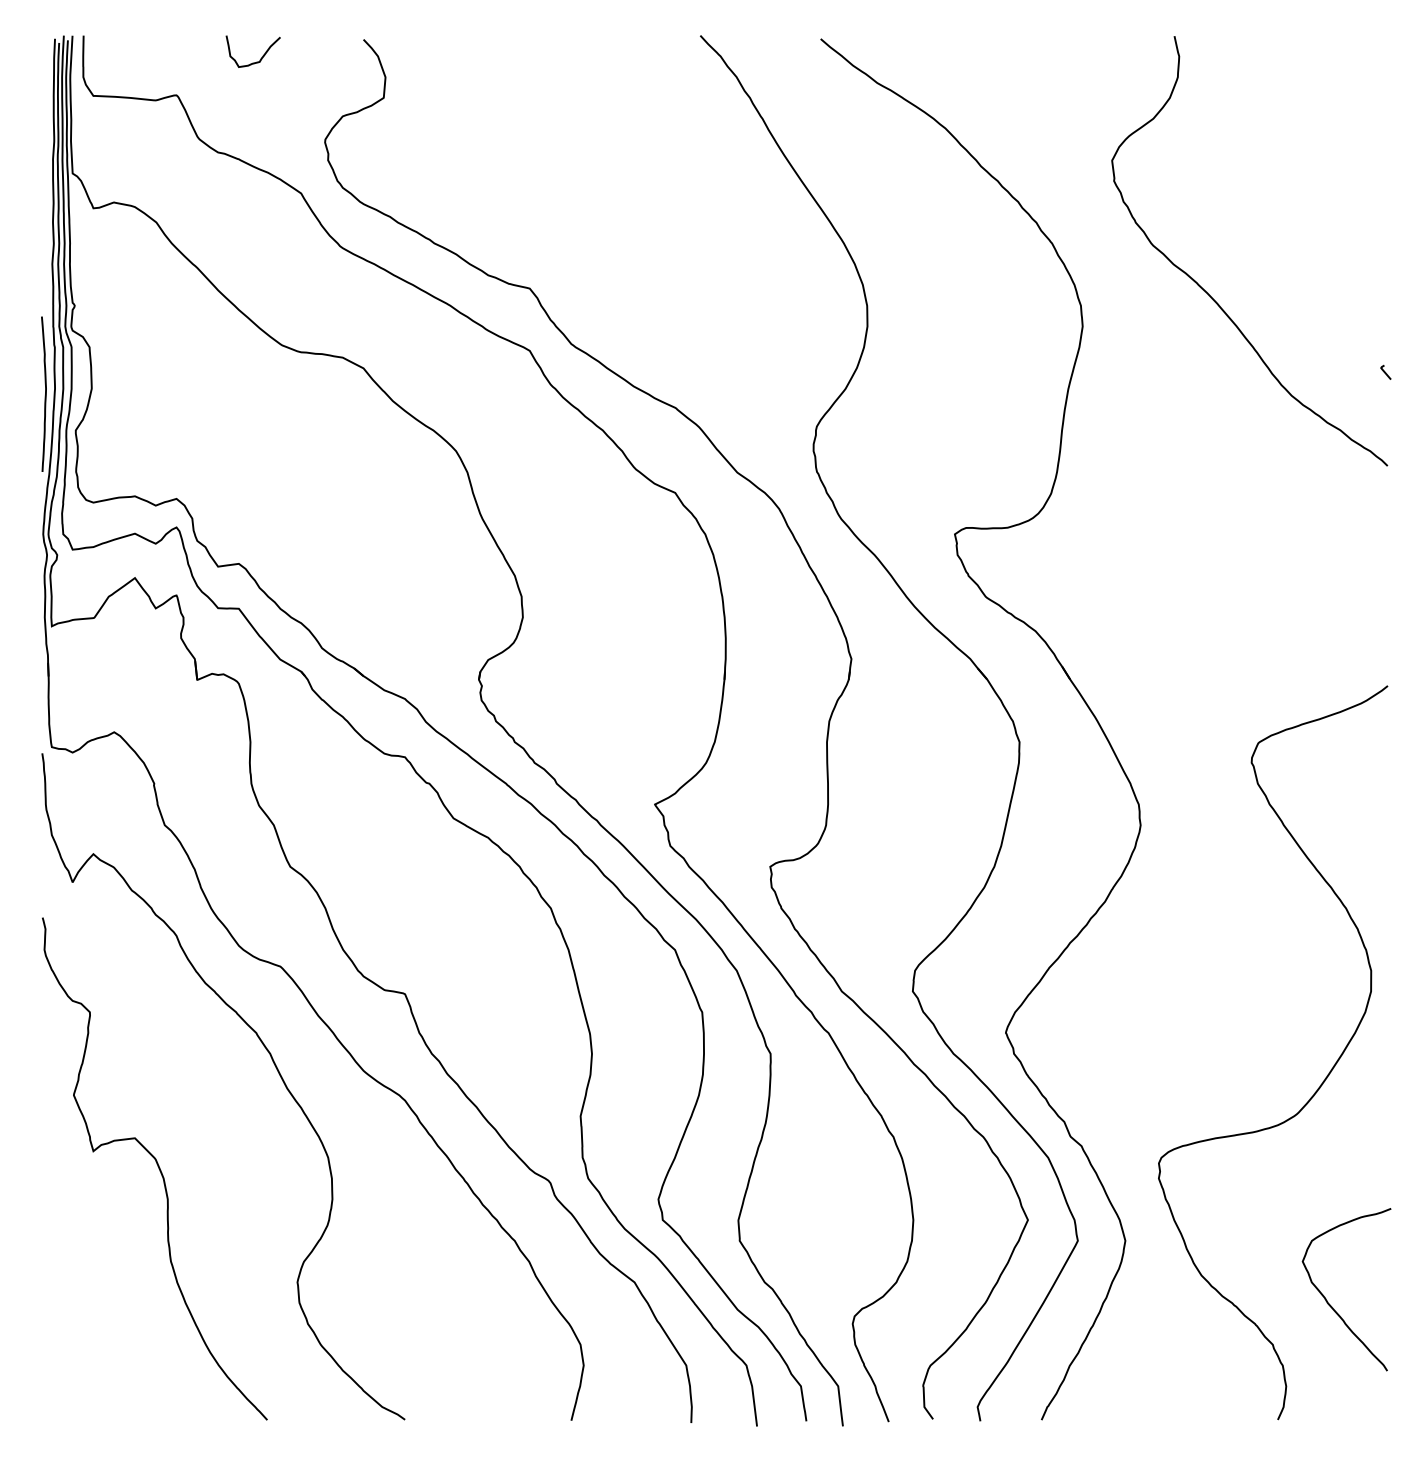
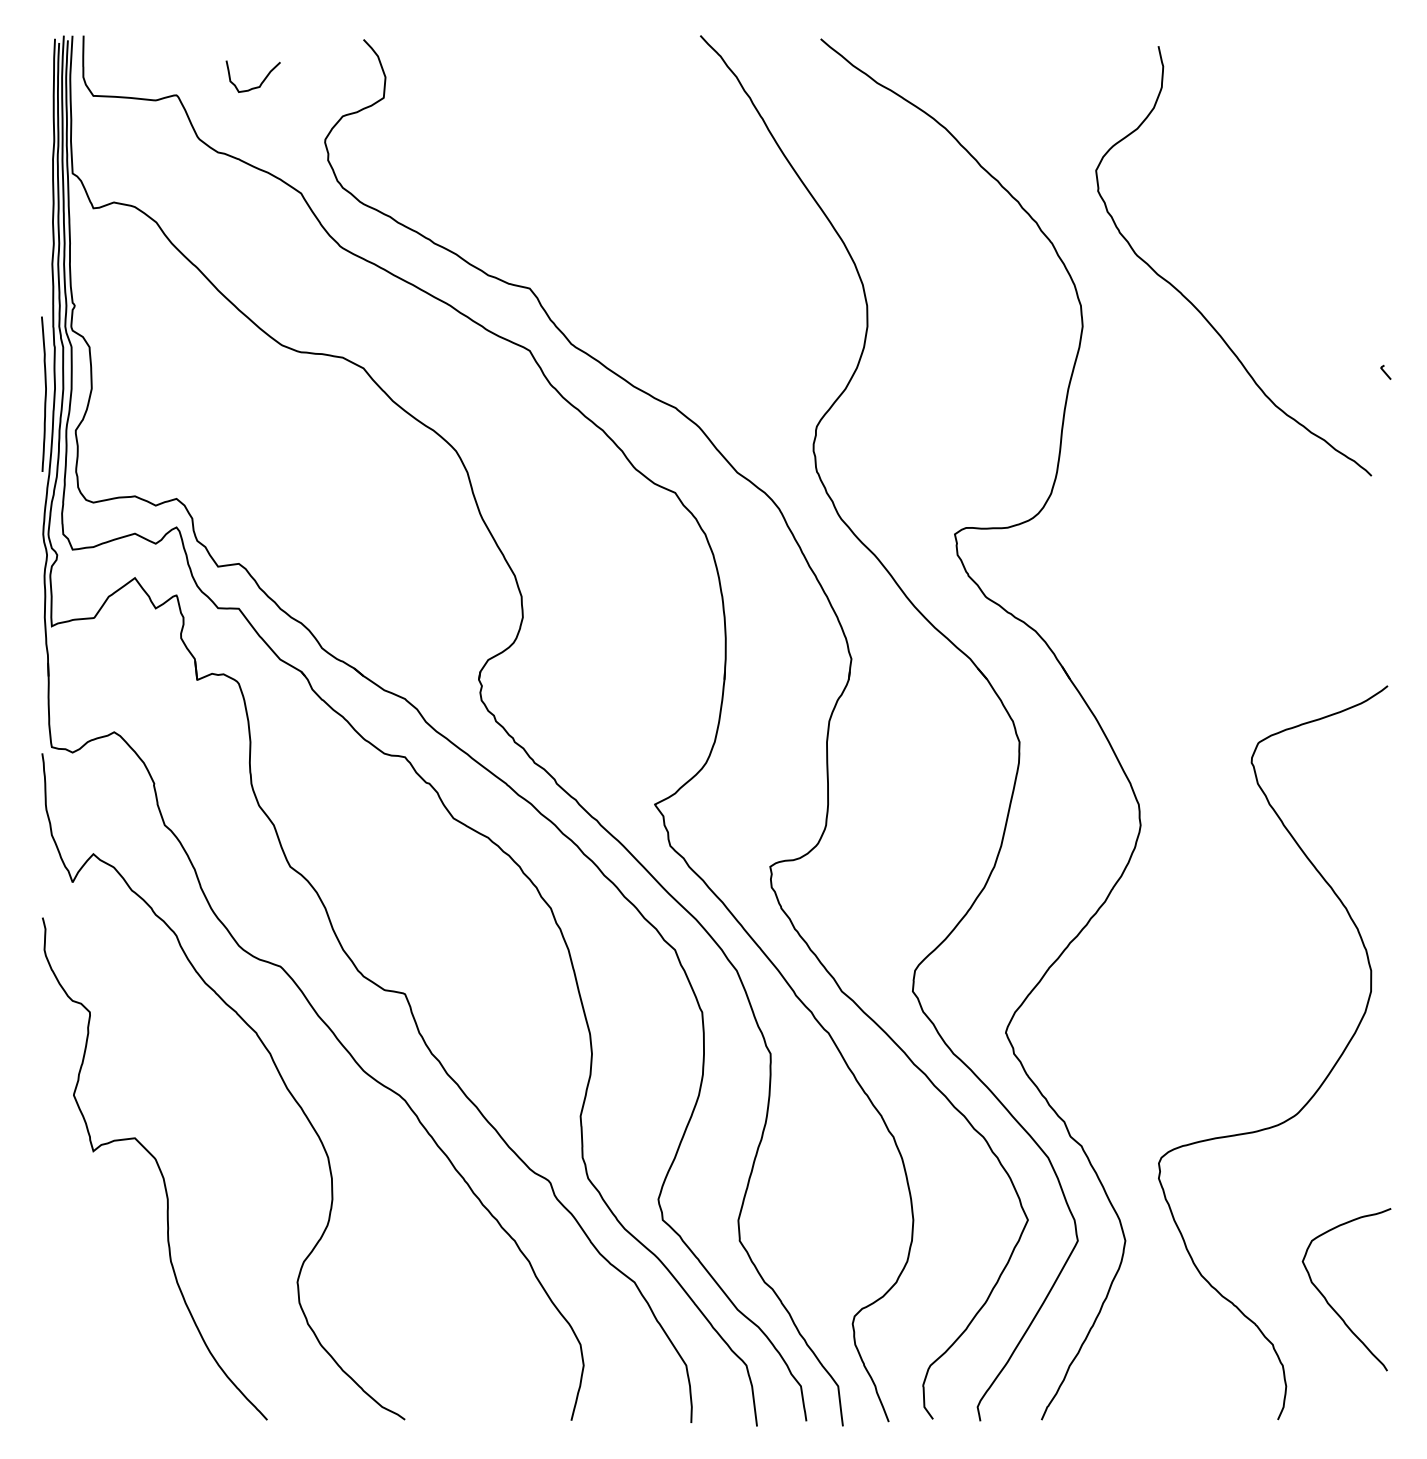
curve position: (260, 58) -> (260, 83) (260, 83)
curve position: (1207, 292) -> (1191, 302) (1191, 302)
